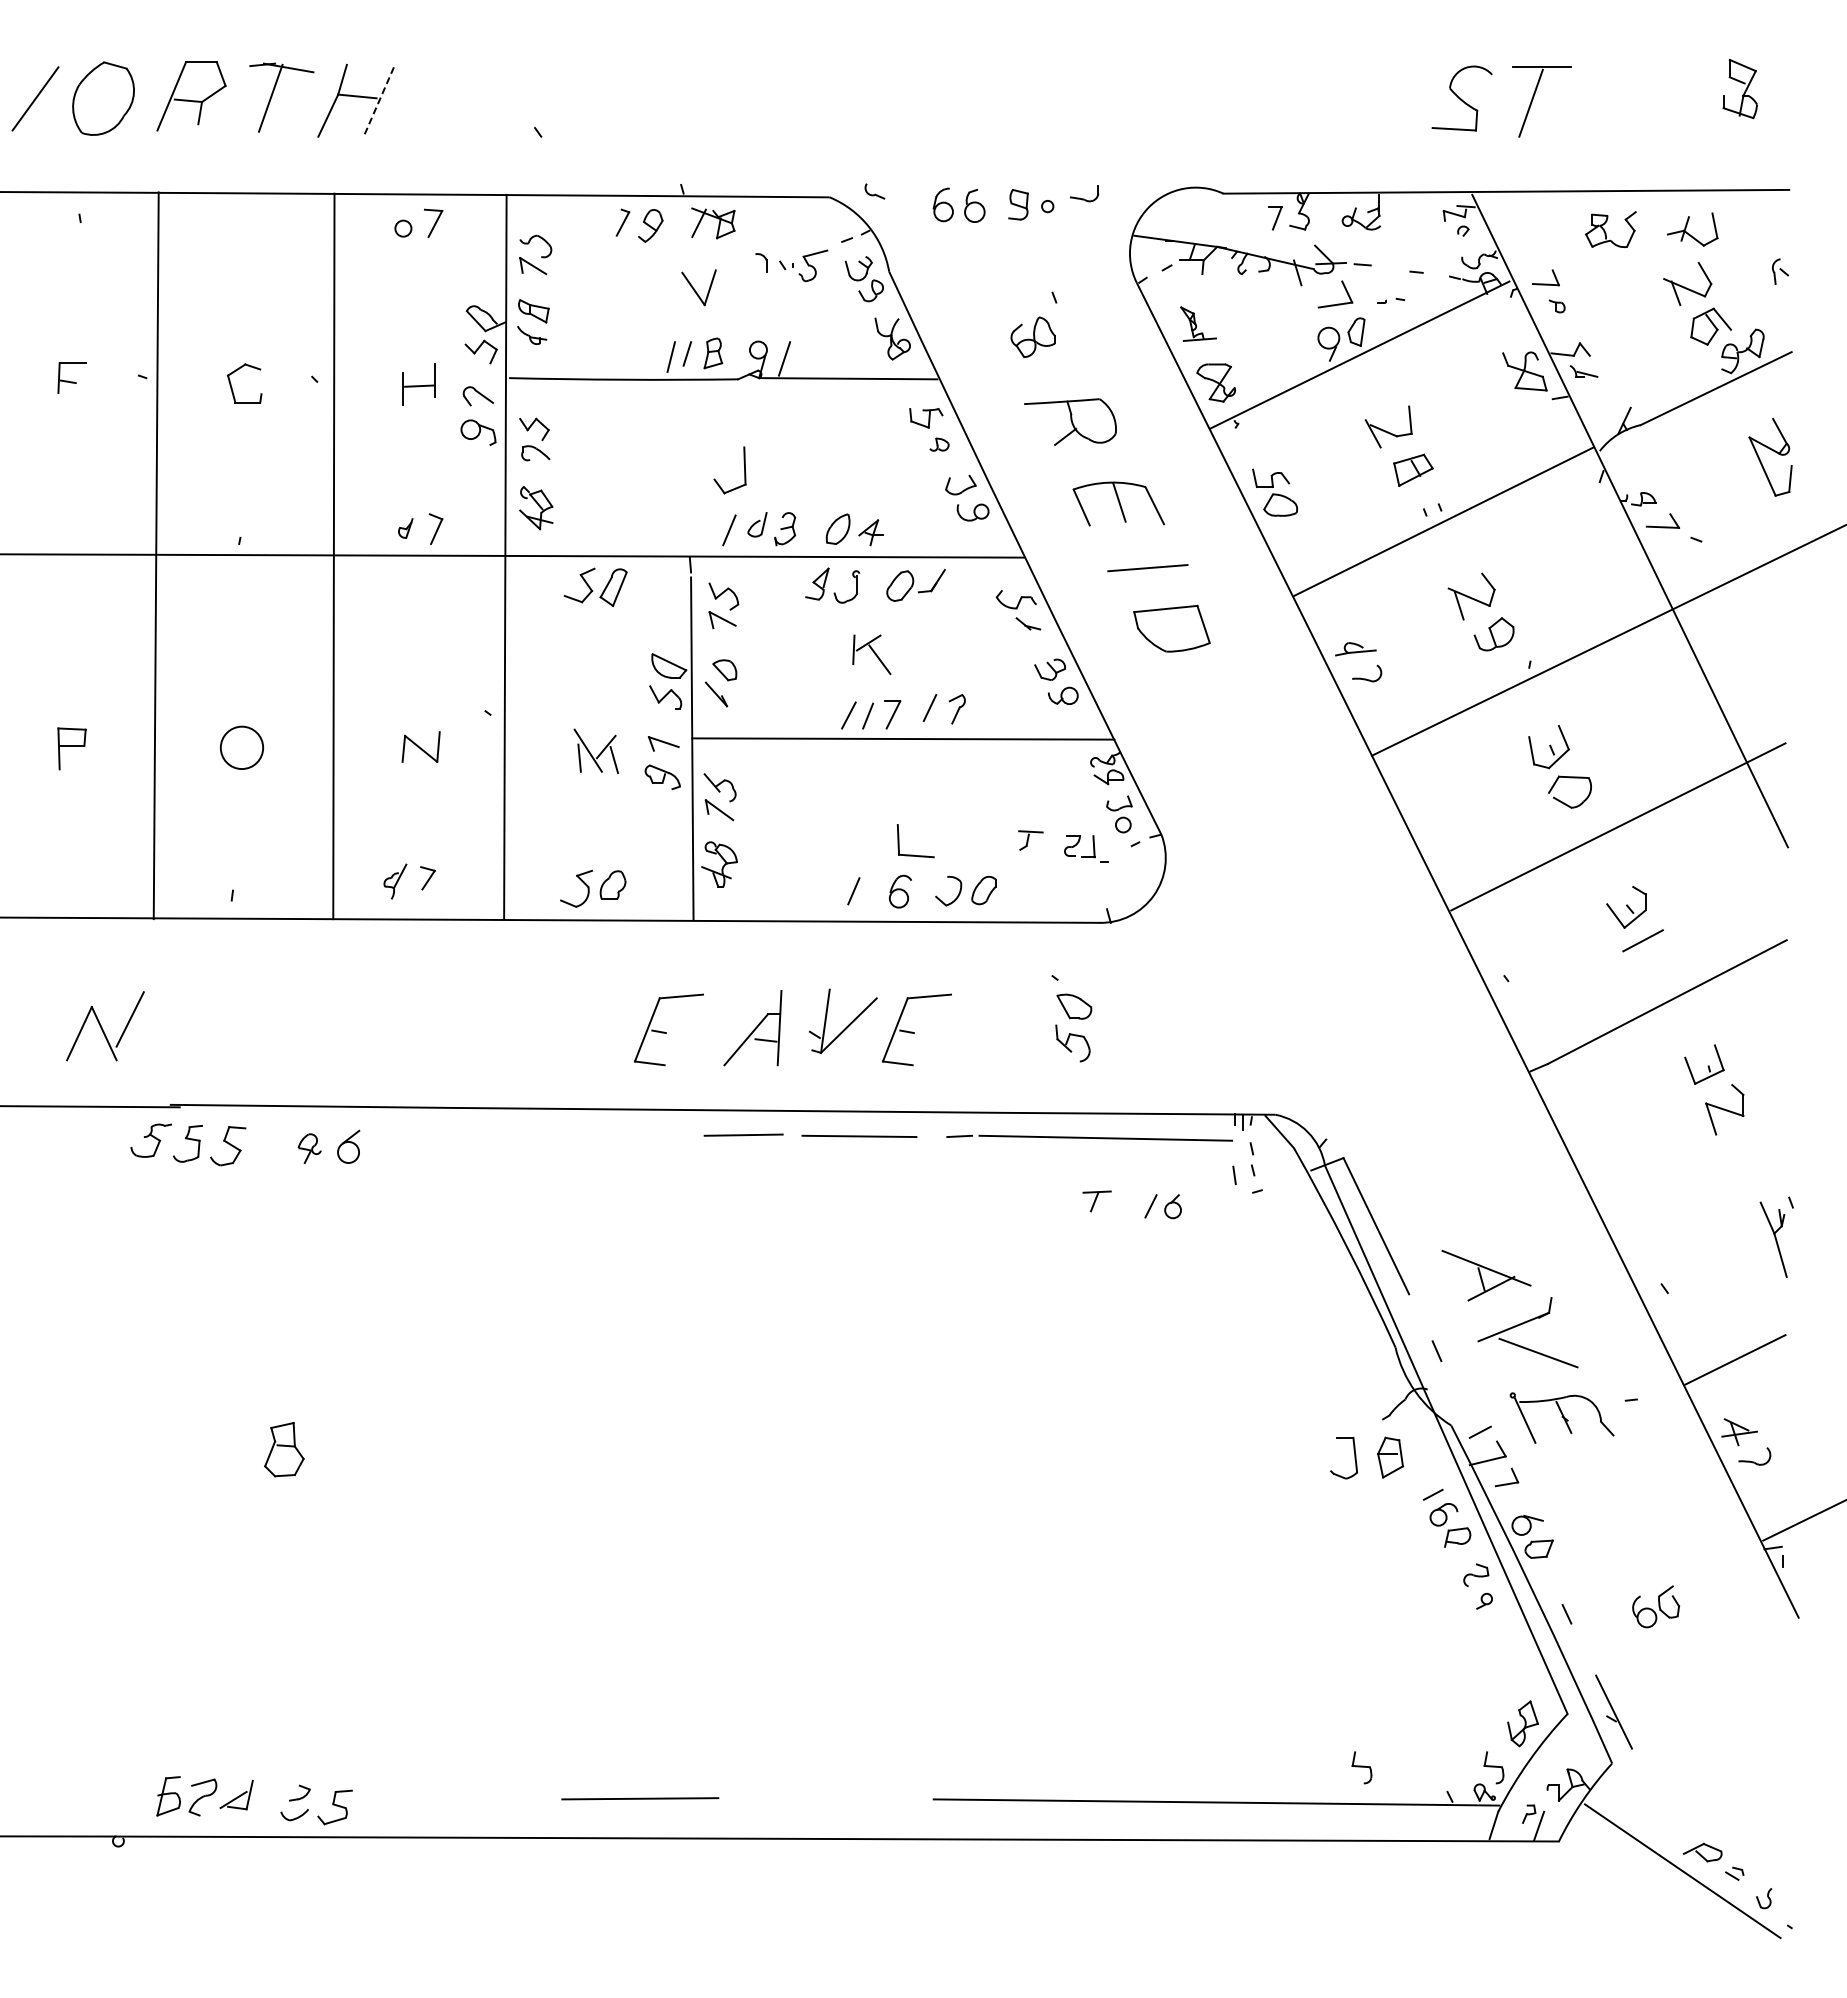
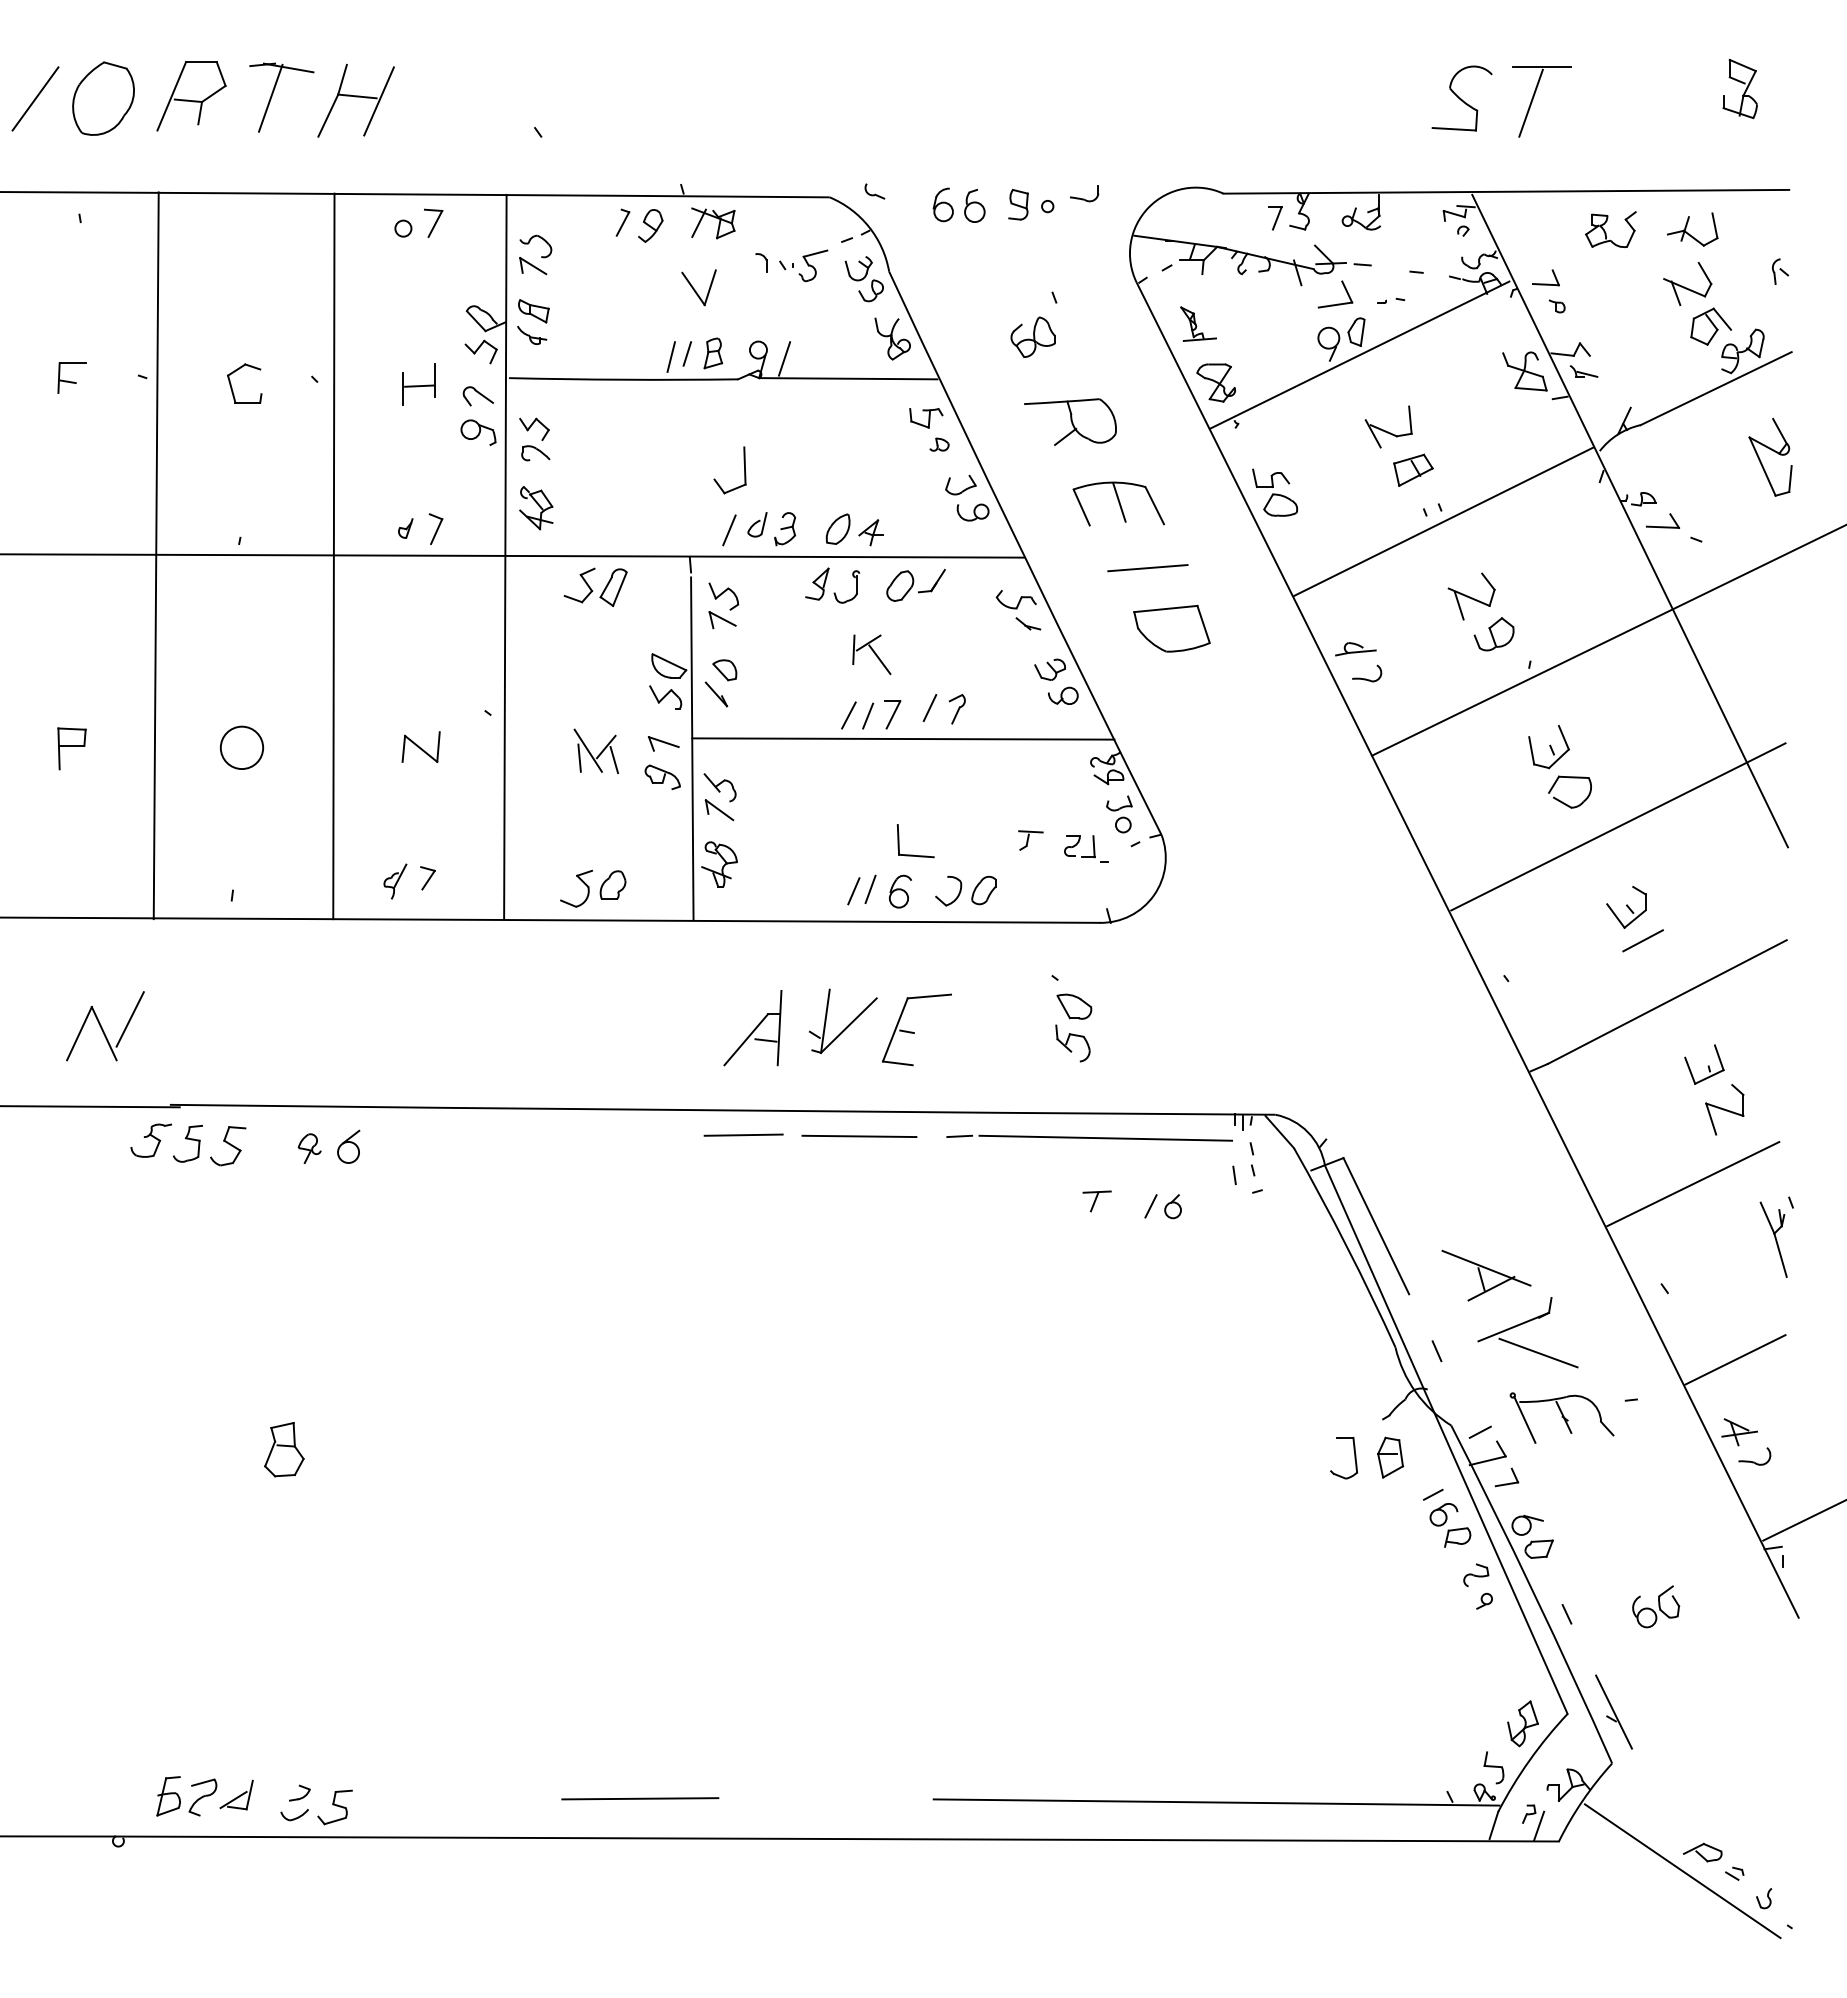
line: dashed -> solid (378, 101)
line: none -> present (870, 889)
part: present -> none (668, 1029)
line: none -> present (1693, 1183)
part: present -> none (1361, 1767)
